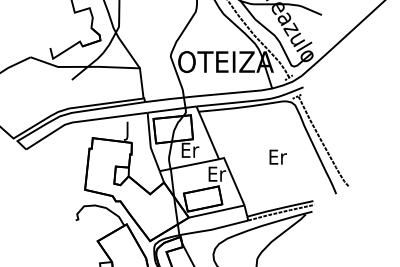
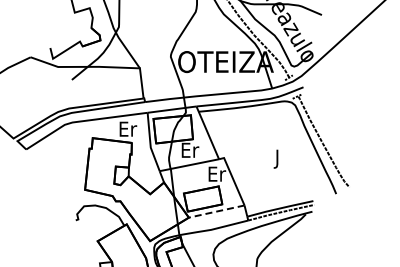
text: J -> Er (128, 130)
text: Er -> J (277, 158)
line: solid -> dashed (216, 211)
